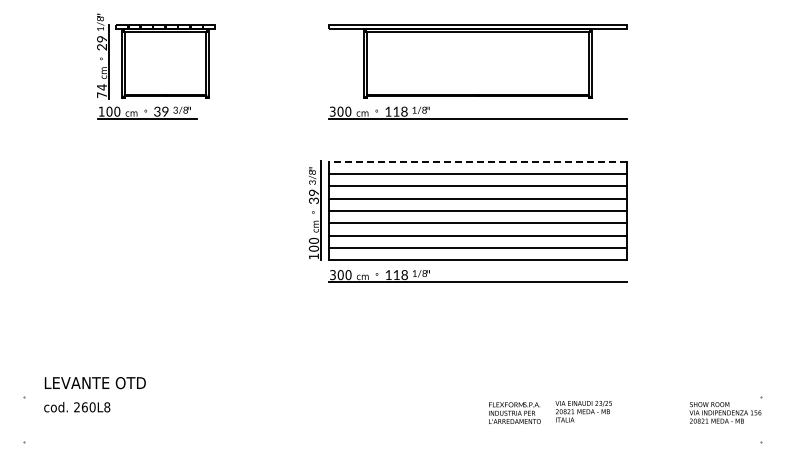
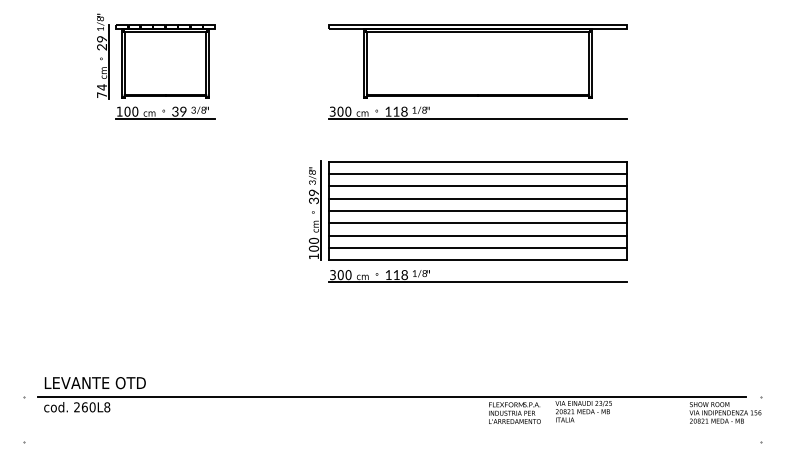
part position: (147, 112) -> (165, 112) (165, 112)
line: dashed -> solid (478, 161)
line: none -> present (391, 397)
